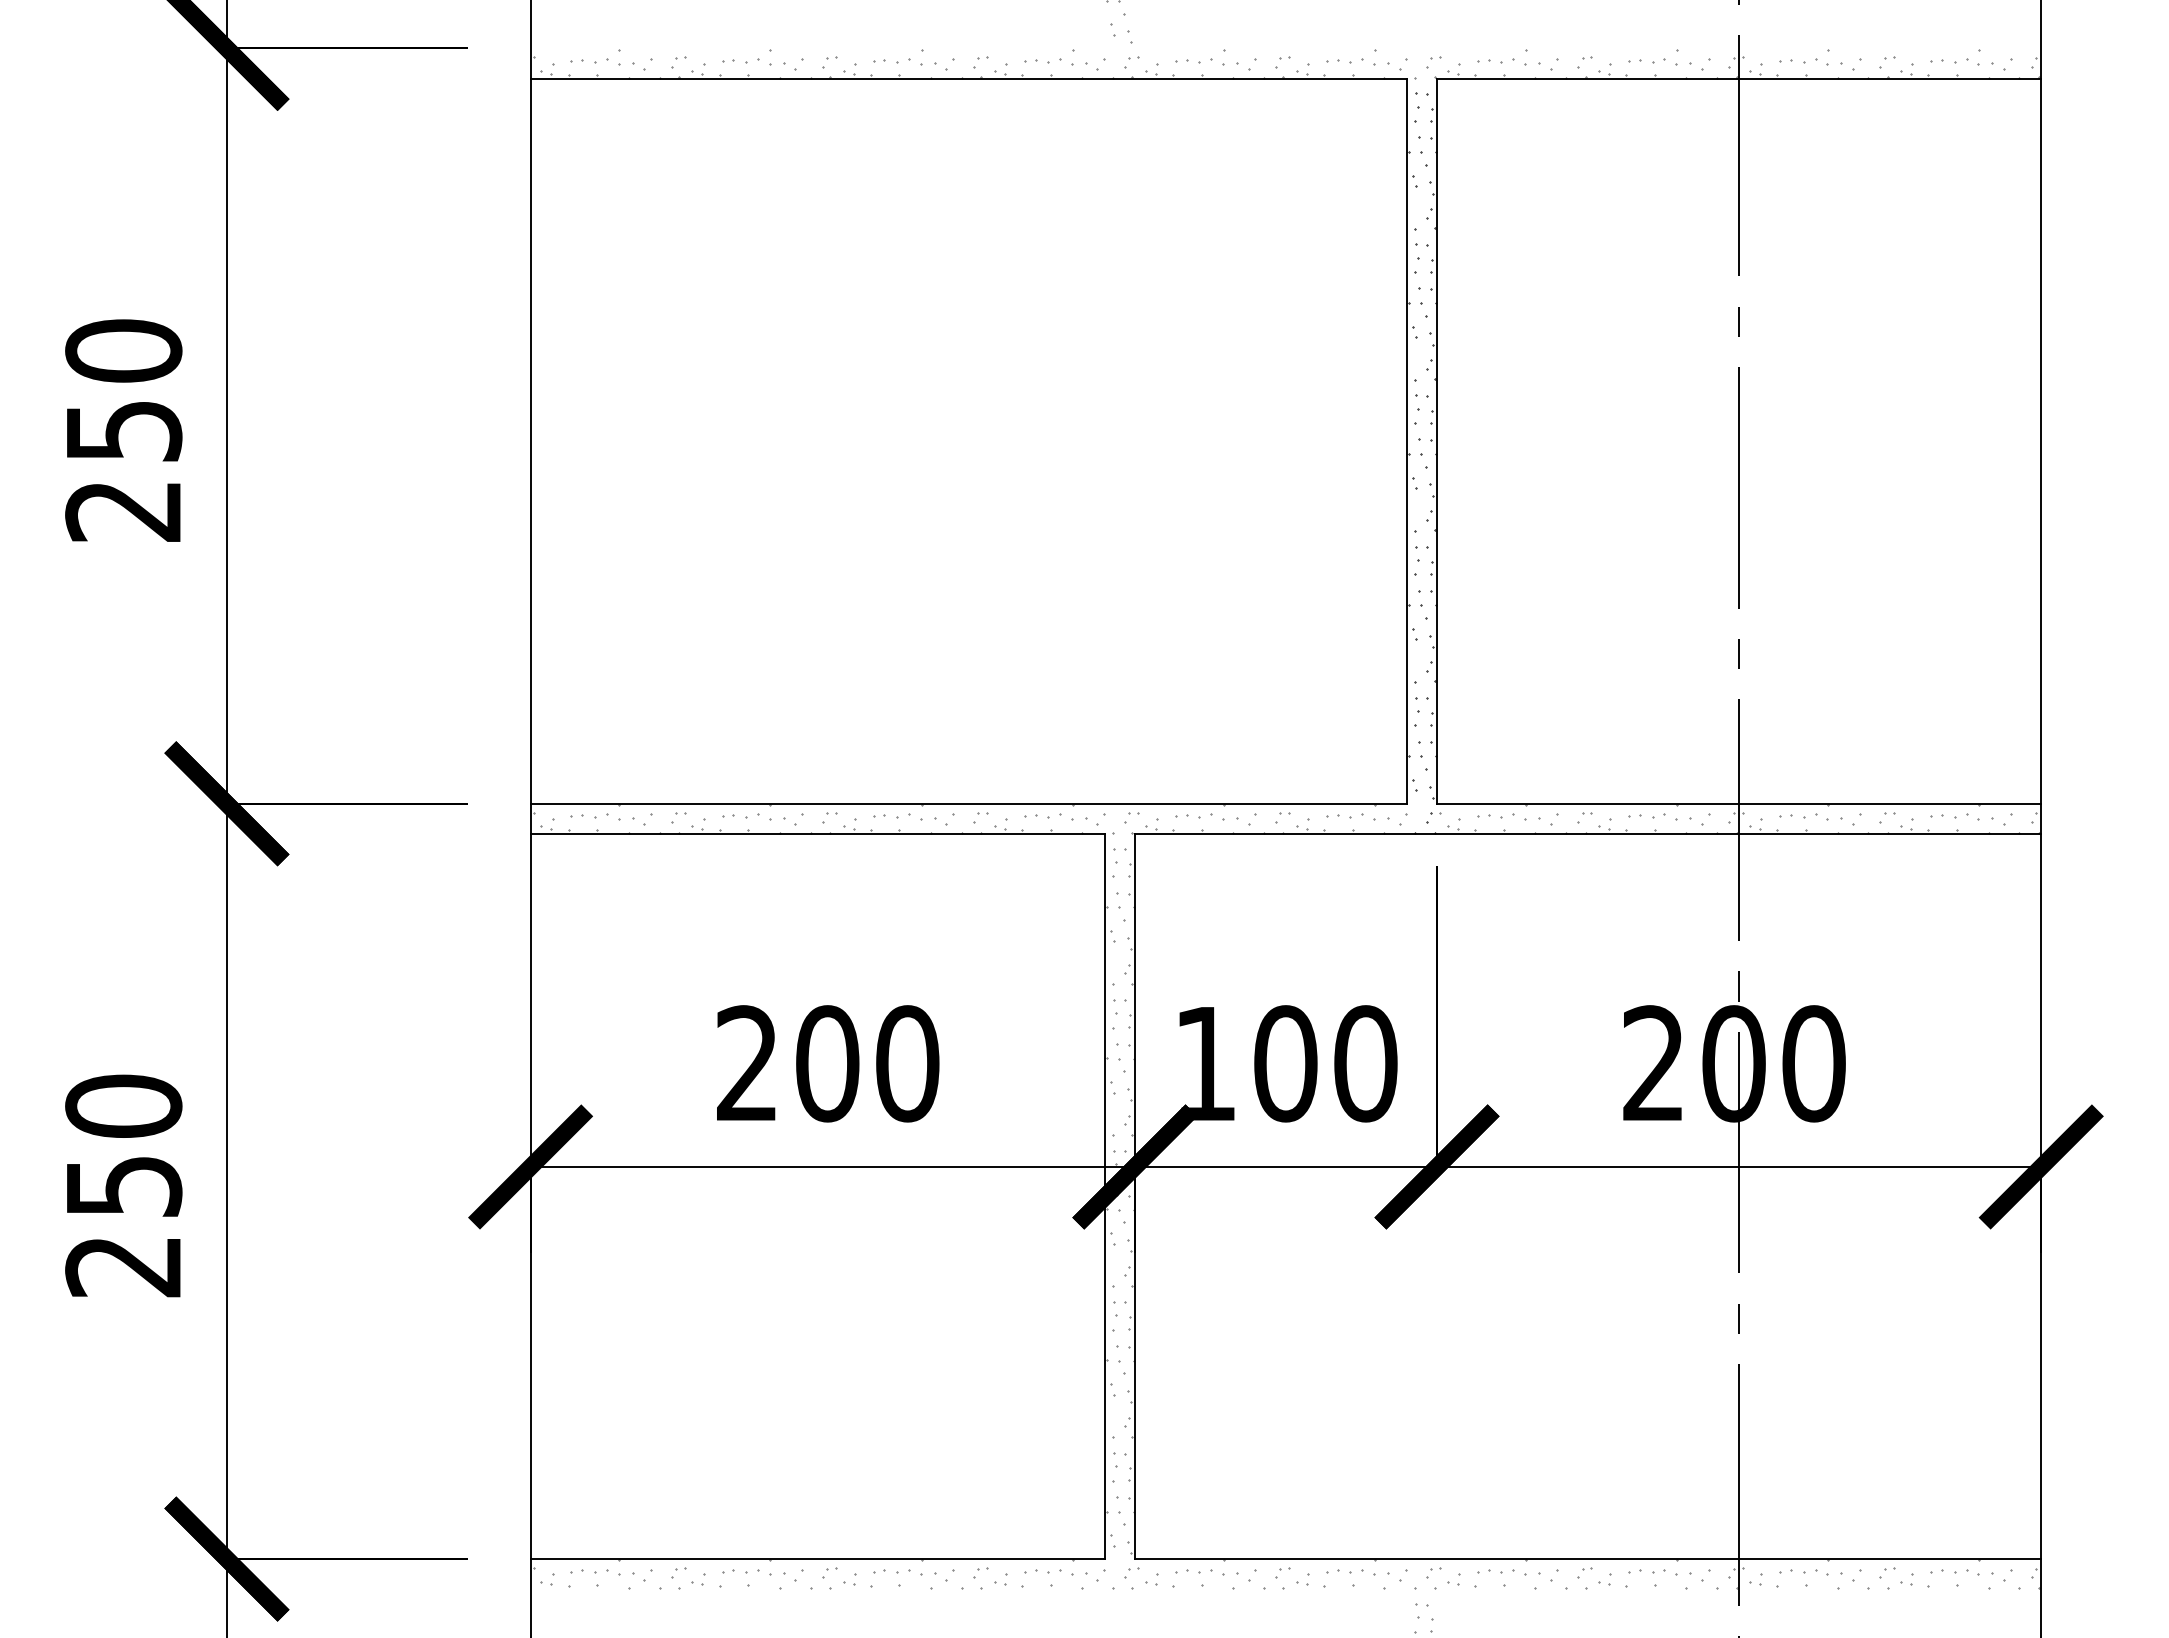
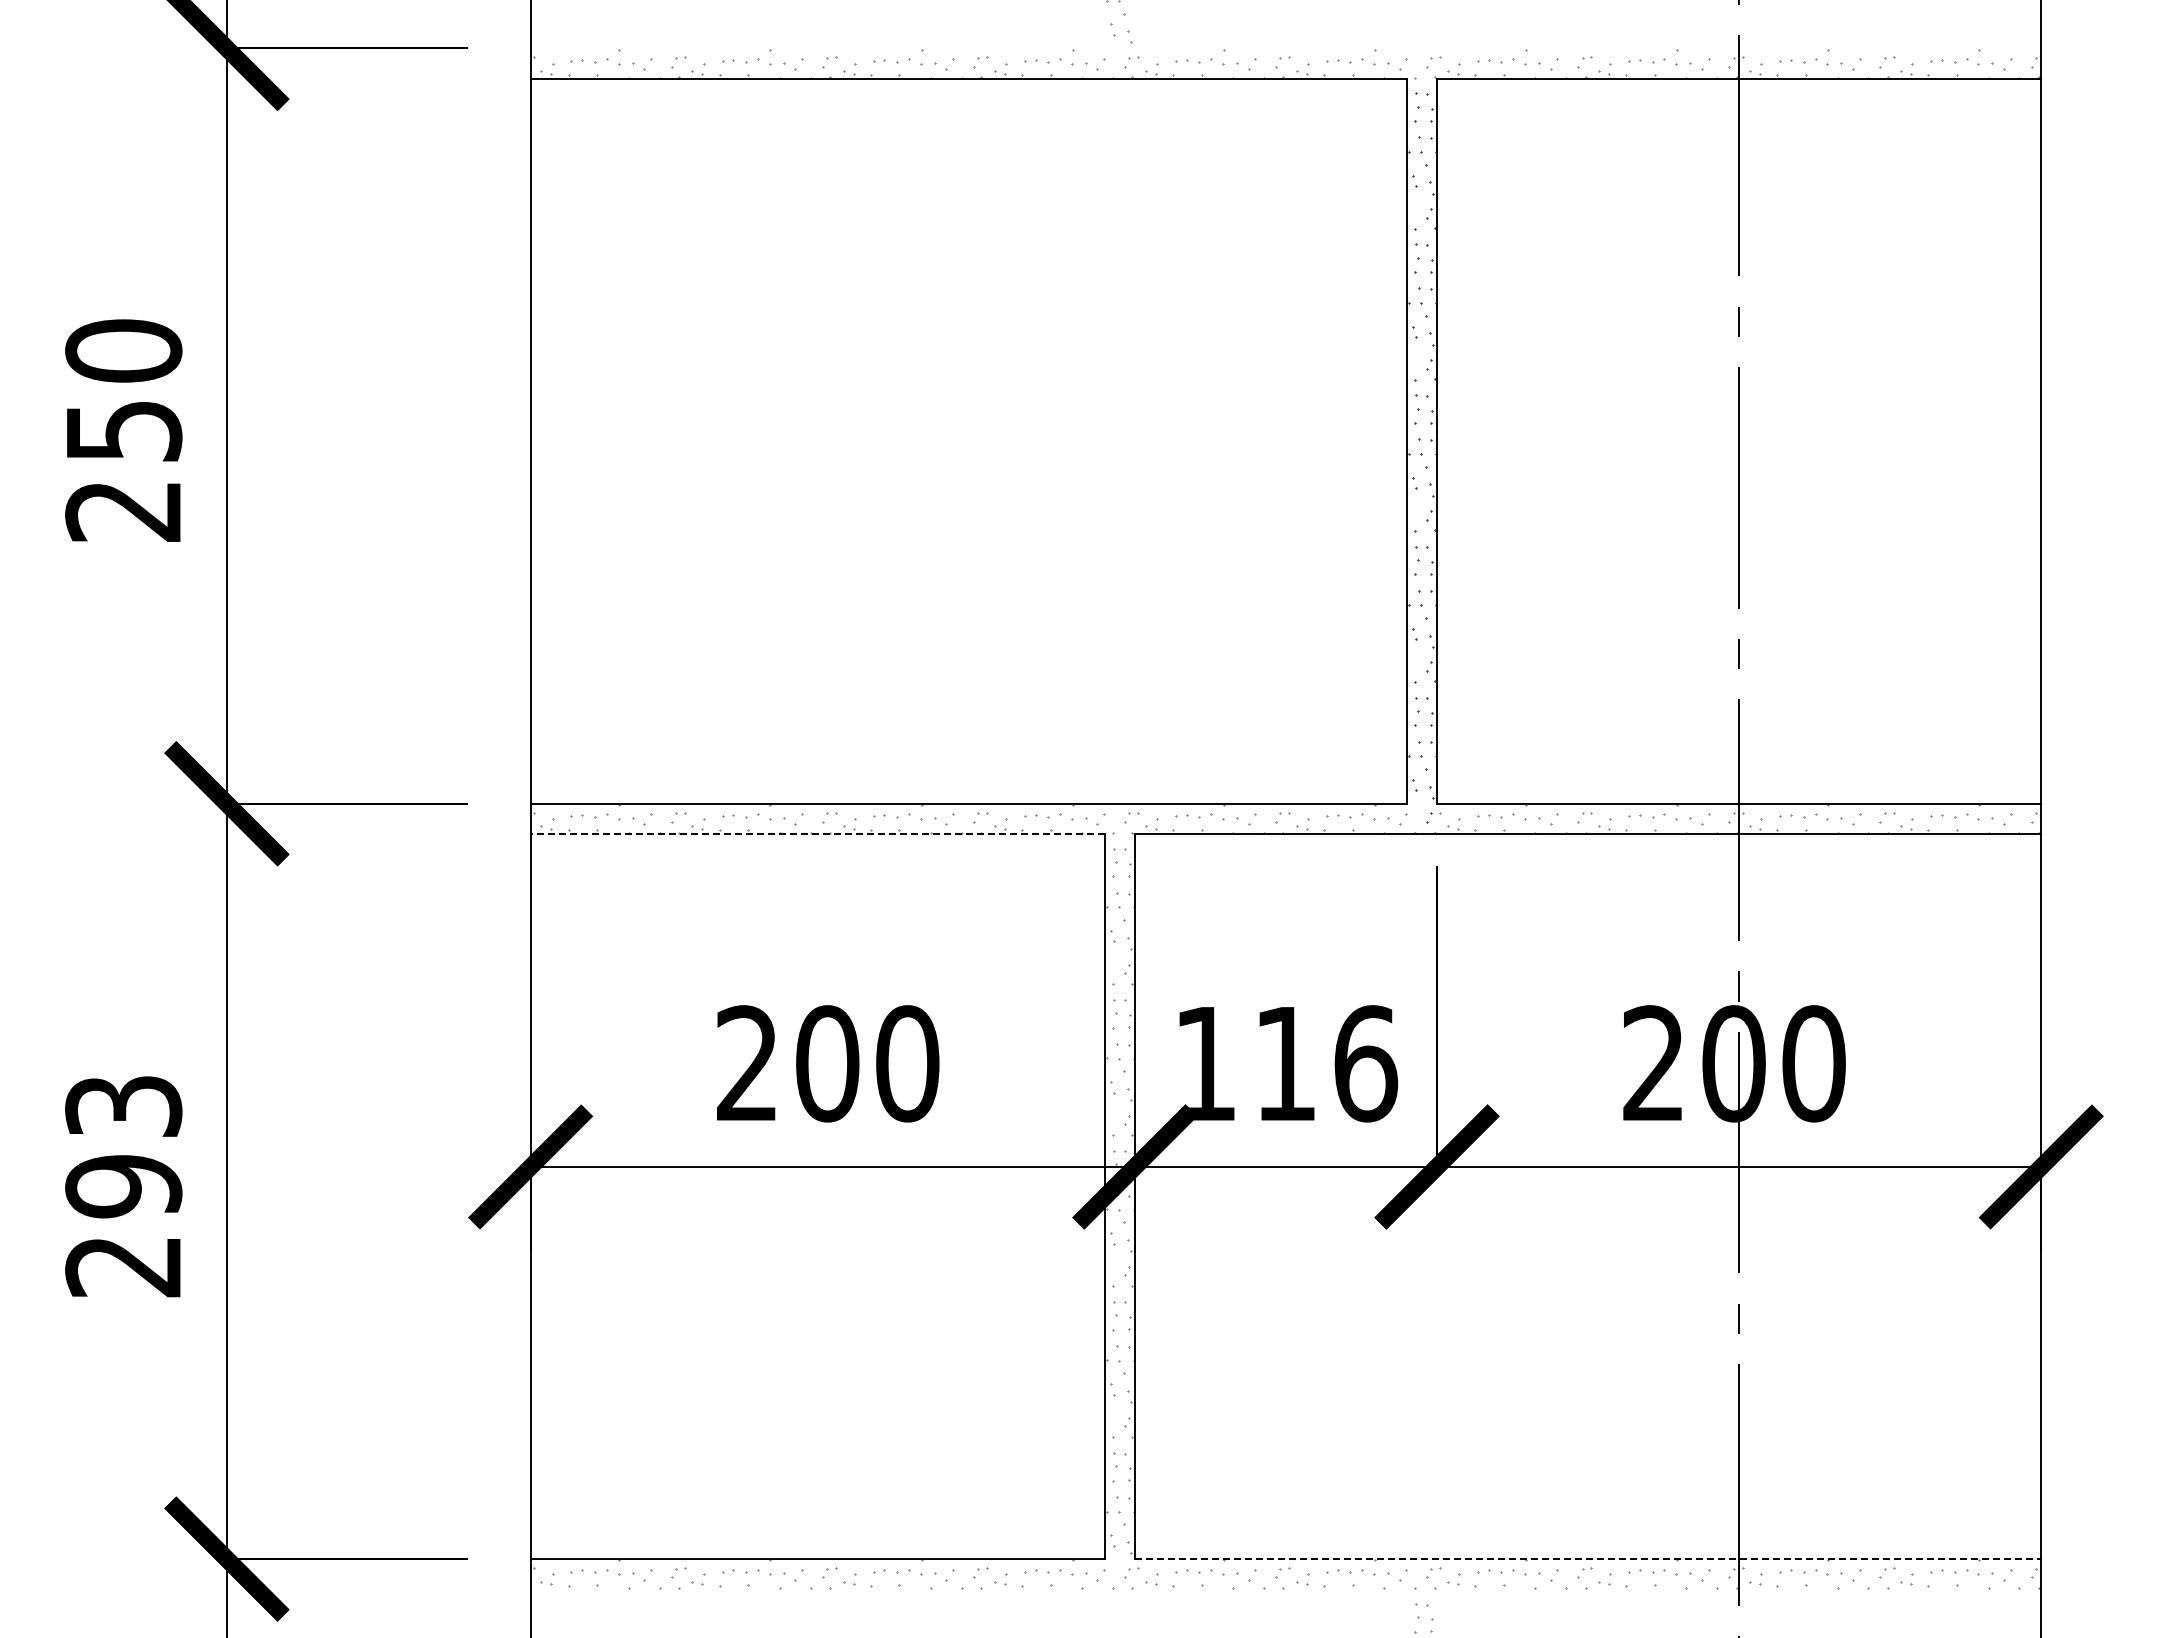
line: solid -> dashed (817, 834)
text: 100 -> 116 (1326, 1063)
text: 250 -> 293 (123, 1146)
line: solid -> dashed (1588, 1559)
